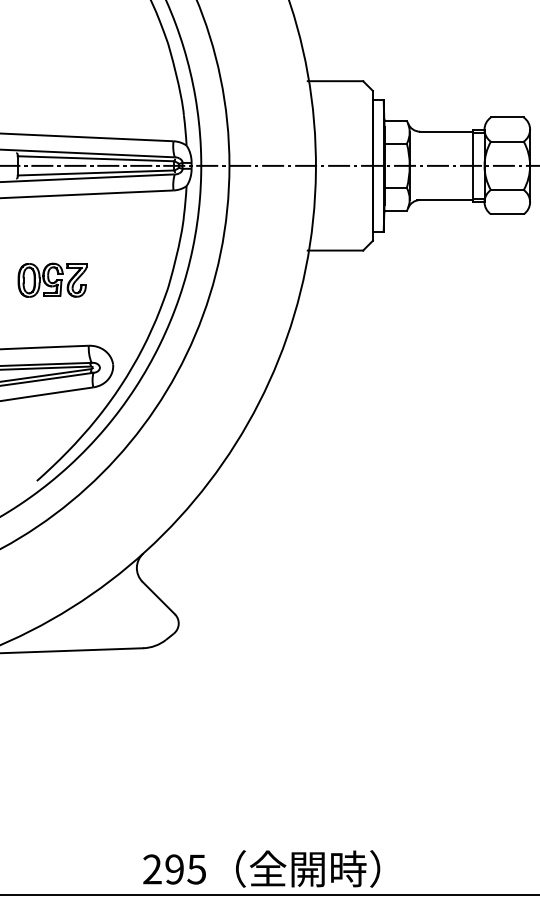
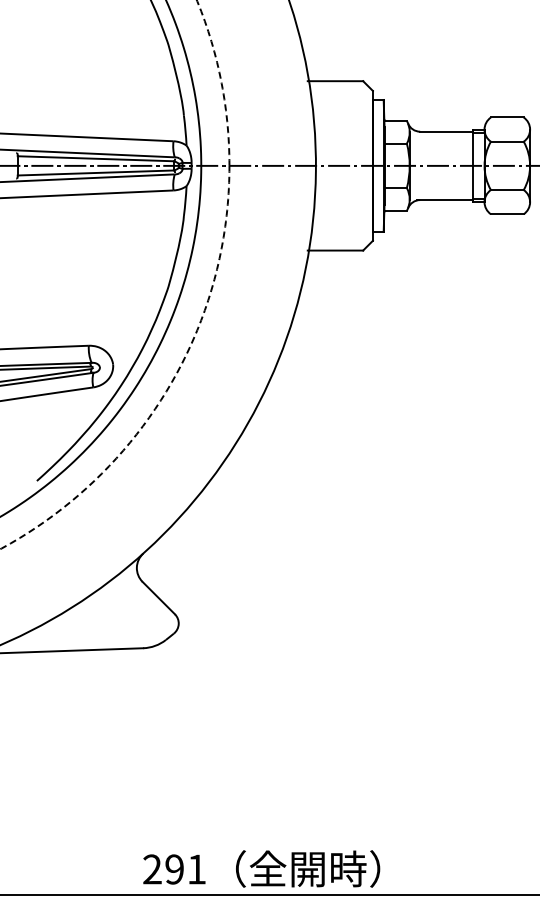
circle: solid -> dashed (114, 274)
part: present -> none (52, 279)
text: 295 -> 291 (196, 869)
